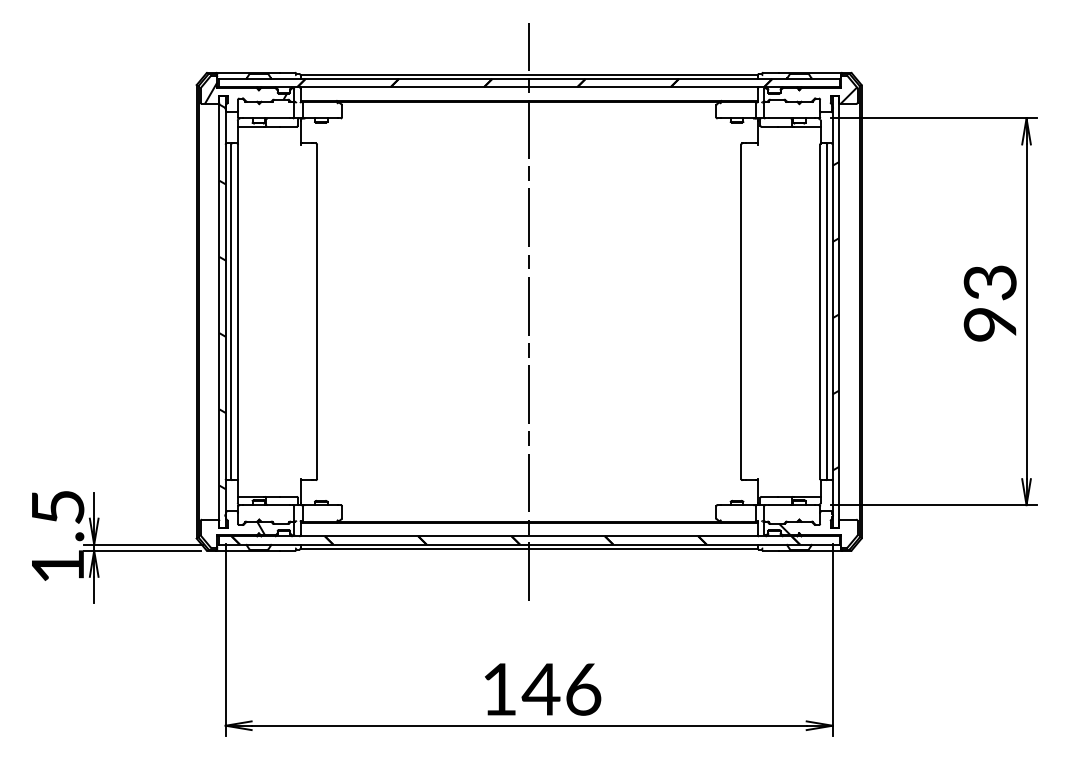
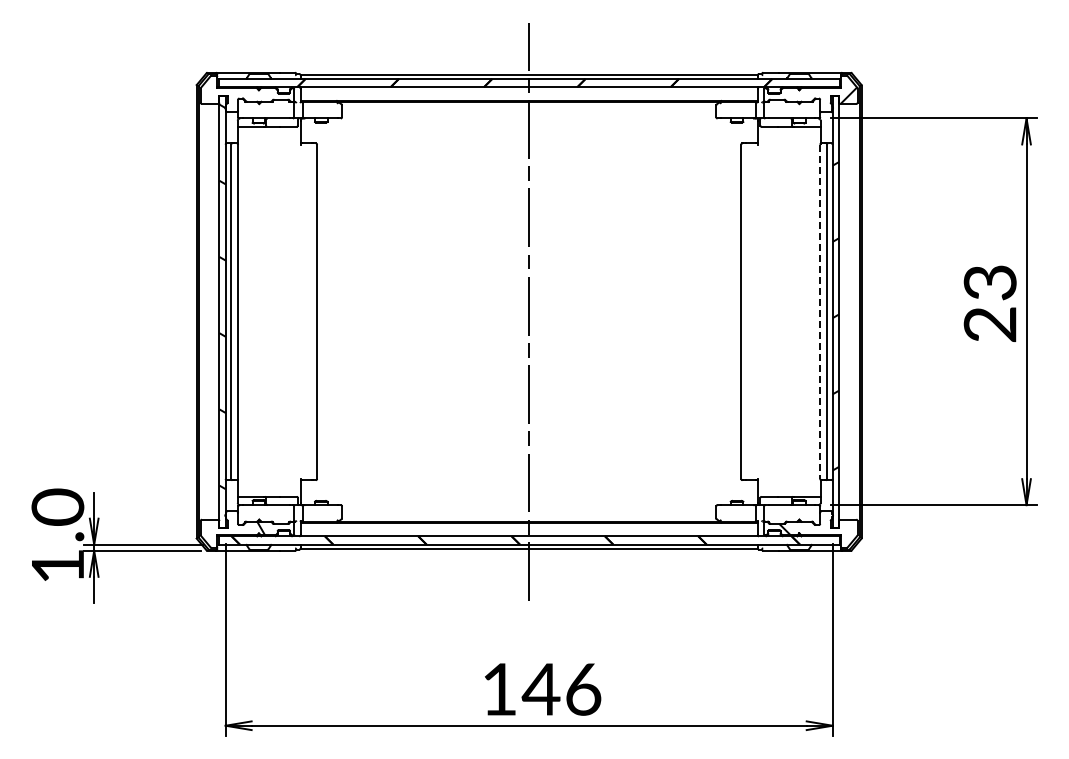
hatch: present -> none (245, 92)
line: solid -> dashed (820, 312)
text: 93 -> 23 (990, 324)
text: 1.5 -> 1.0 (57, 506)
